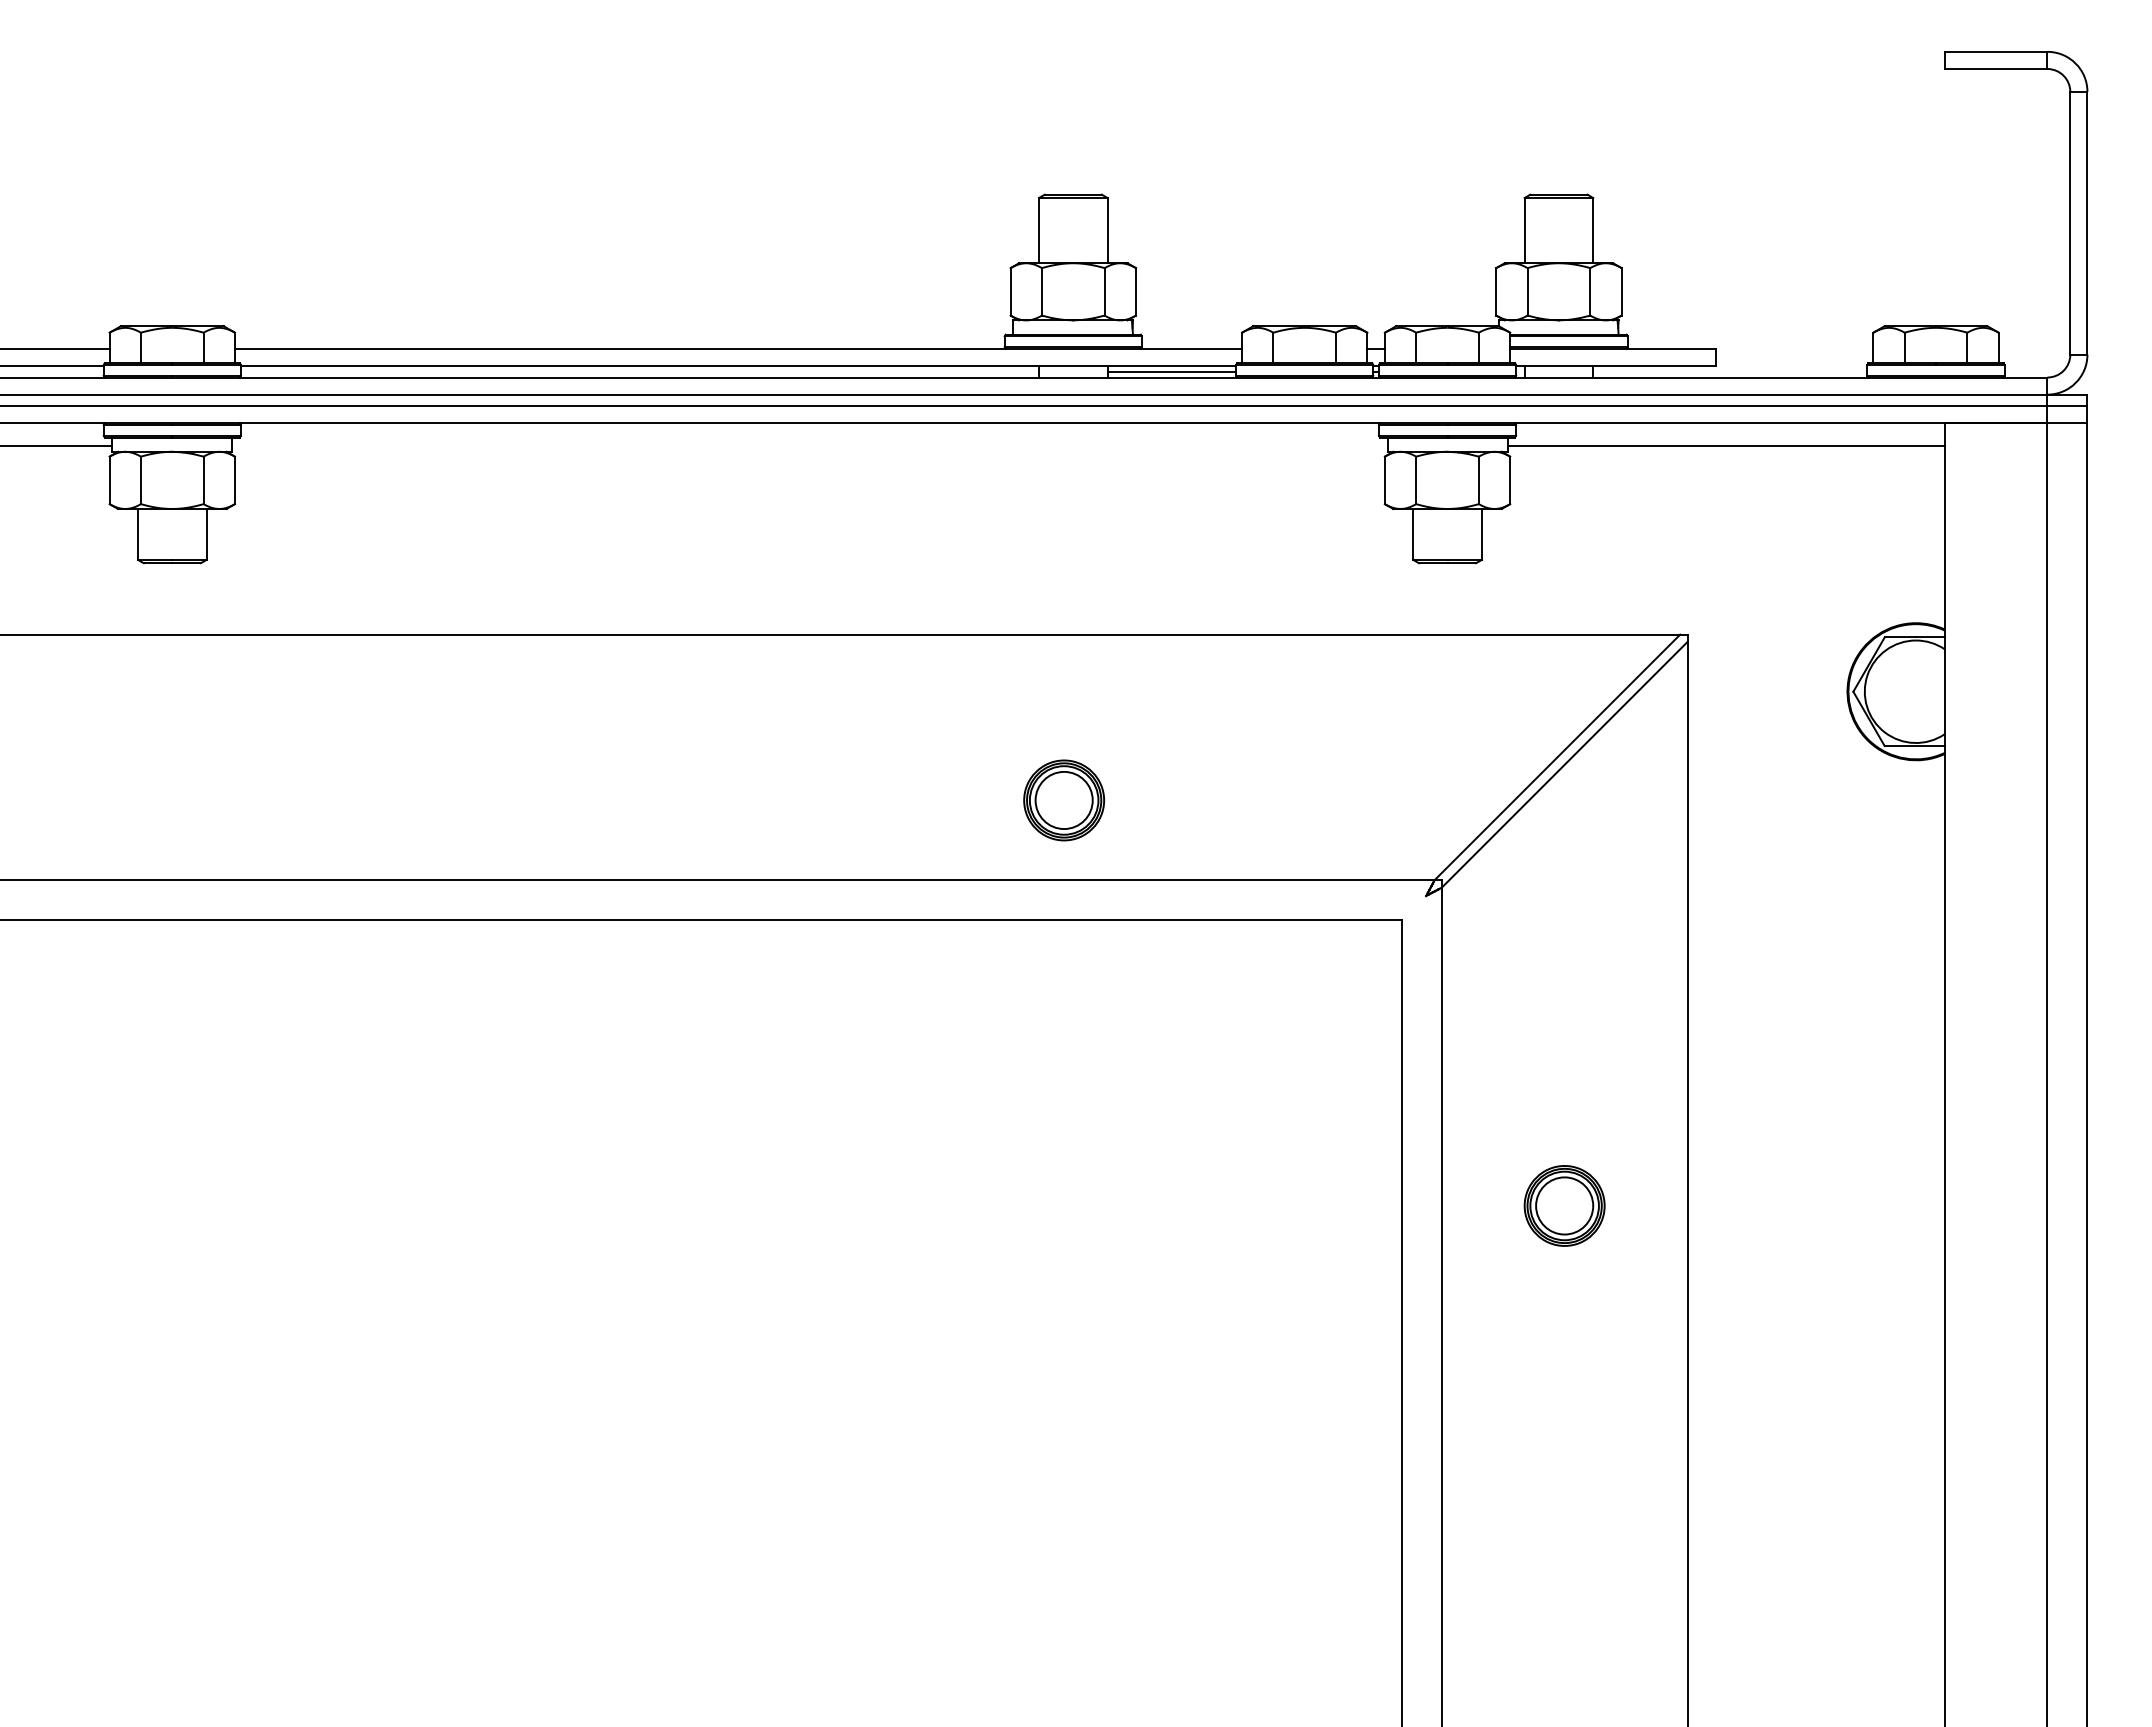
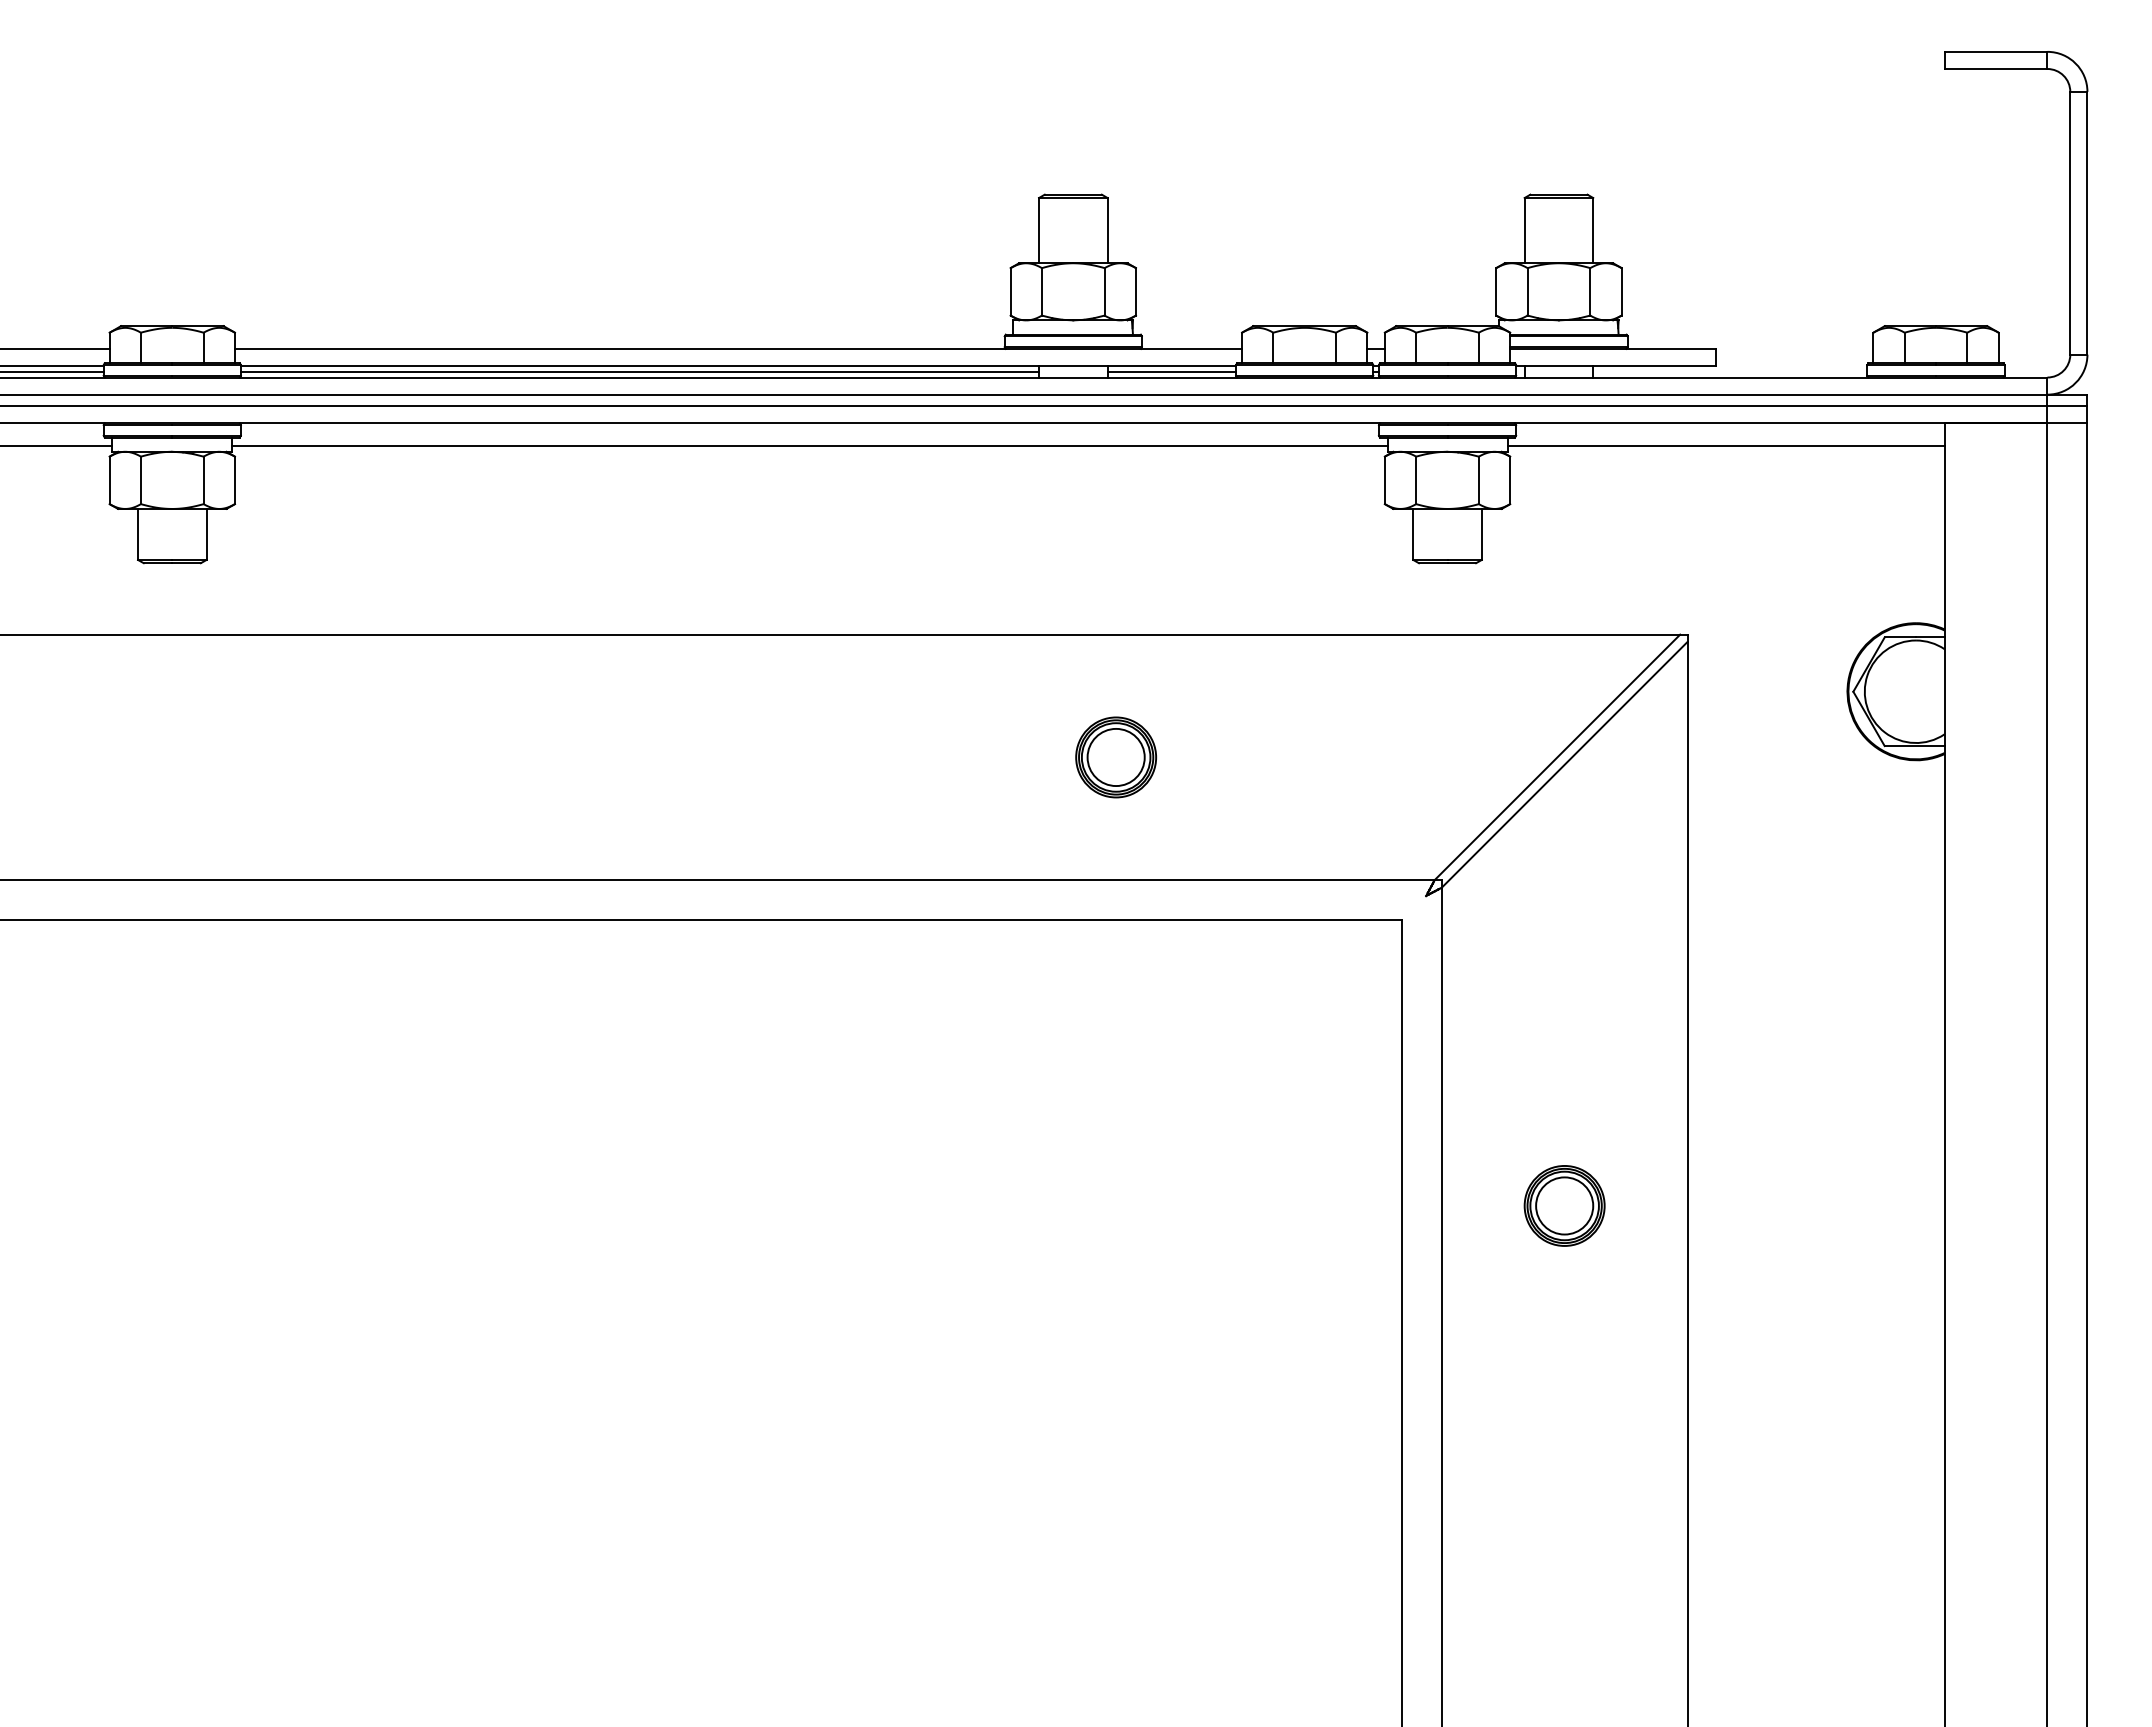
line: none -> present (52, 371)
line: none -> present (639, 371)
line: none -> present (809, 446)
part position: (1064, 800) -> (1116, 757) (1116, 757)
